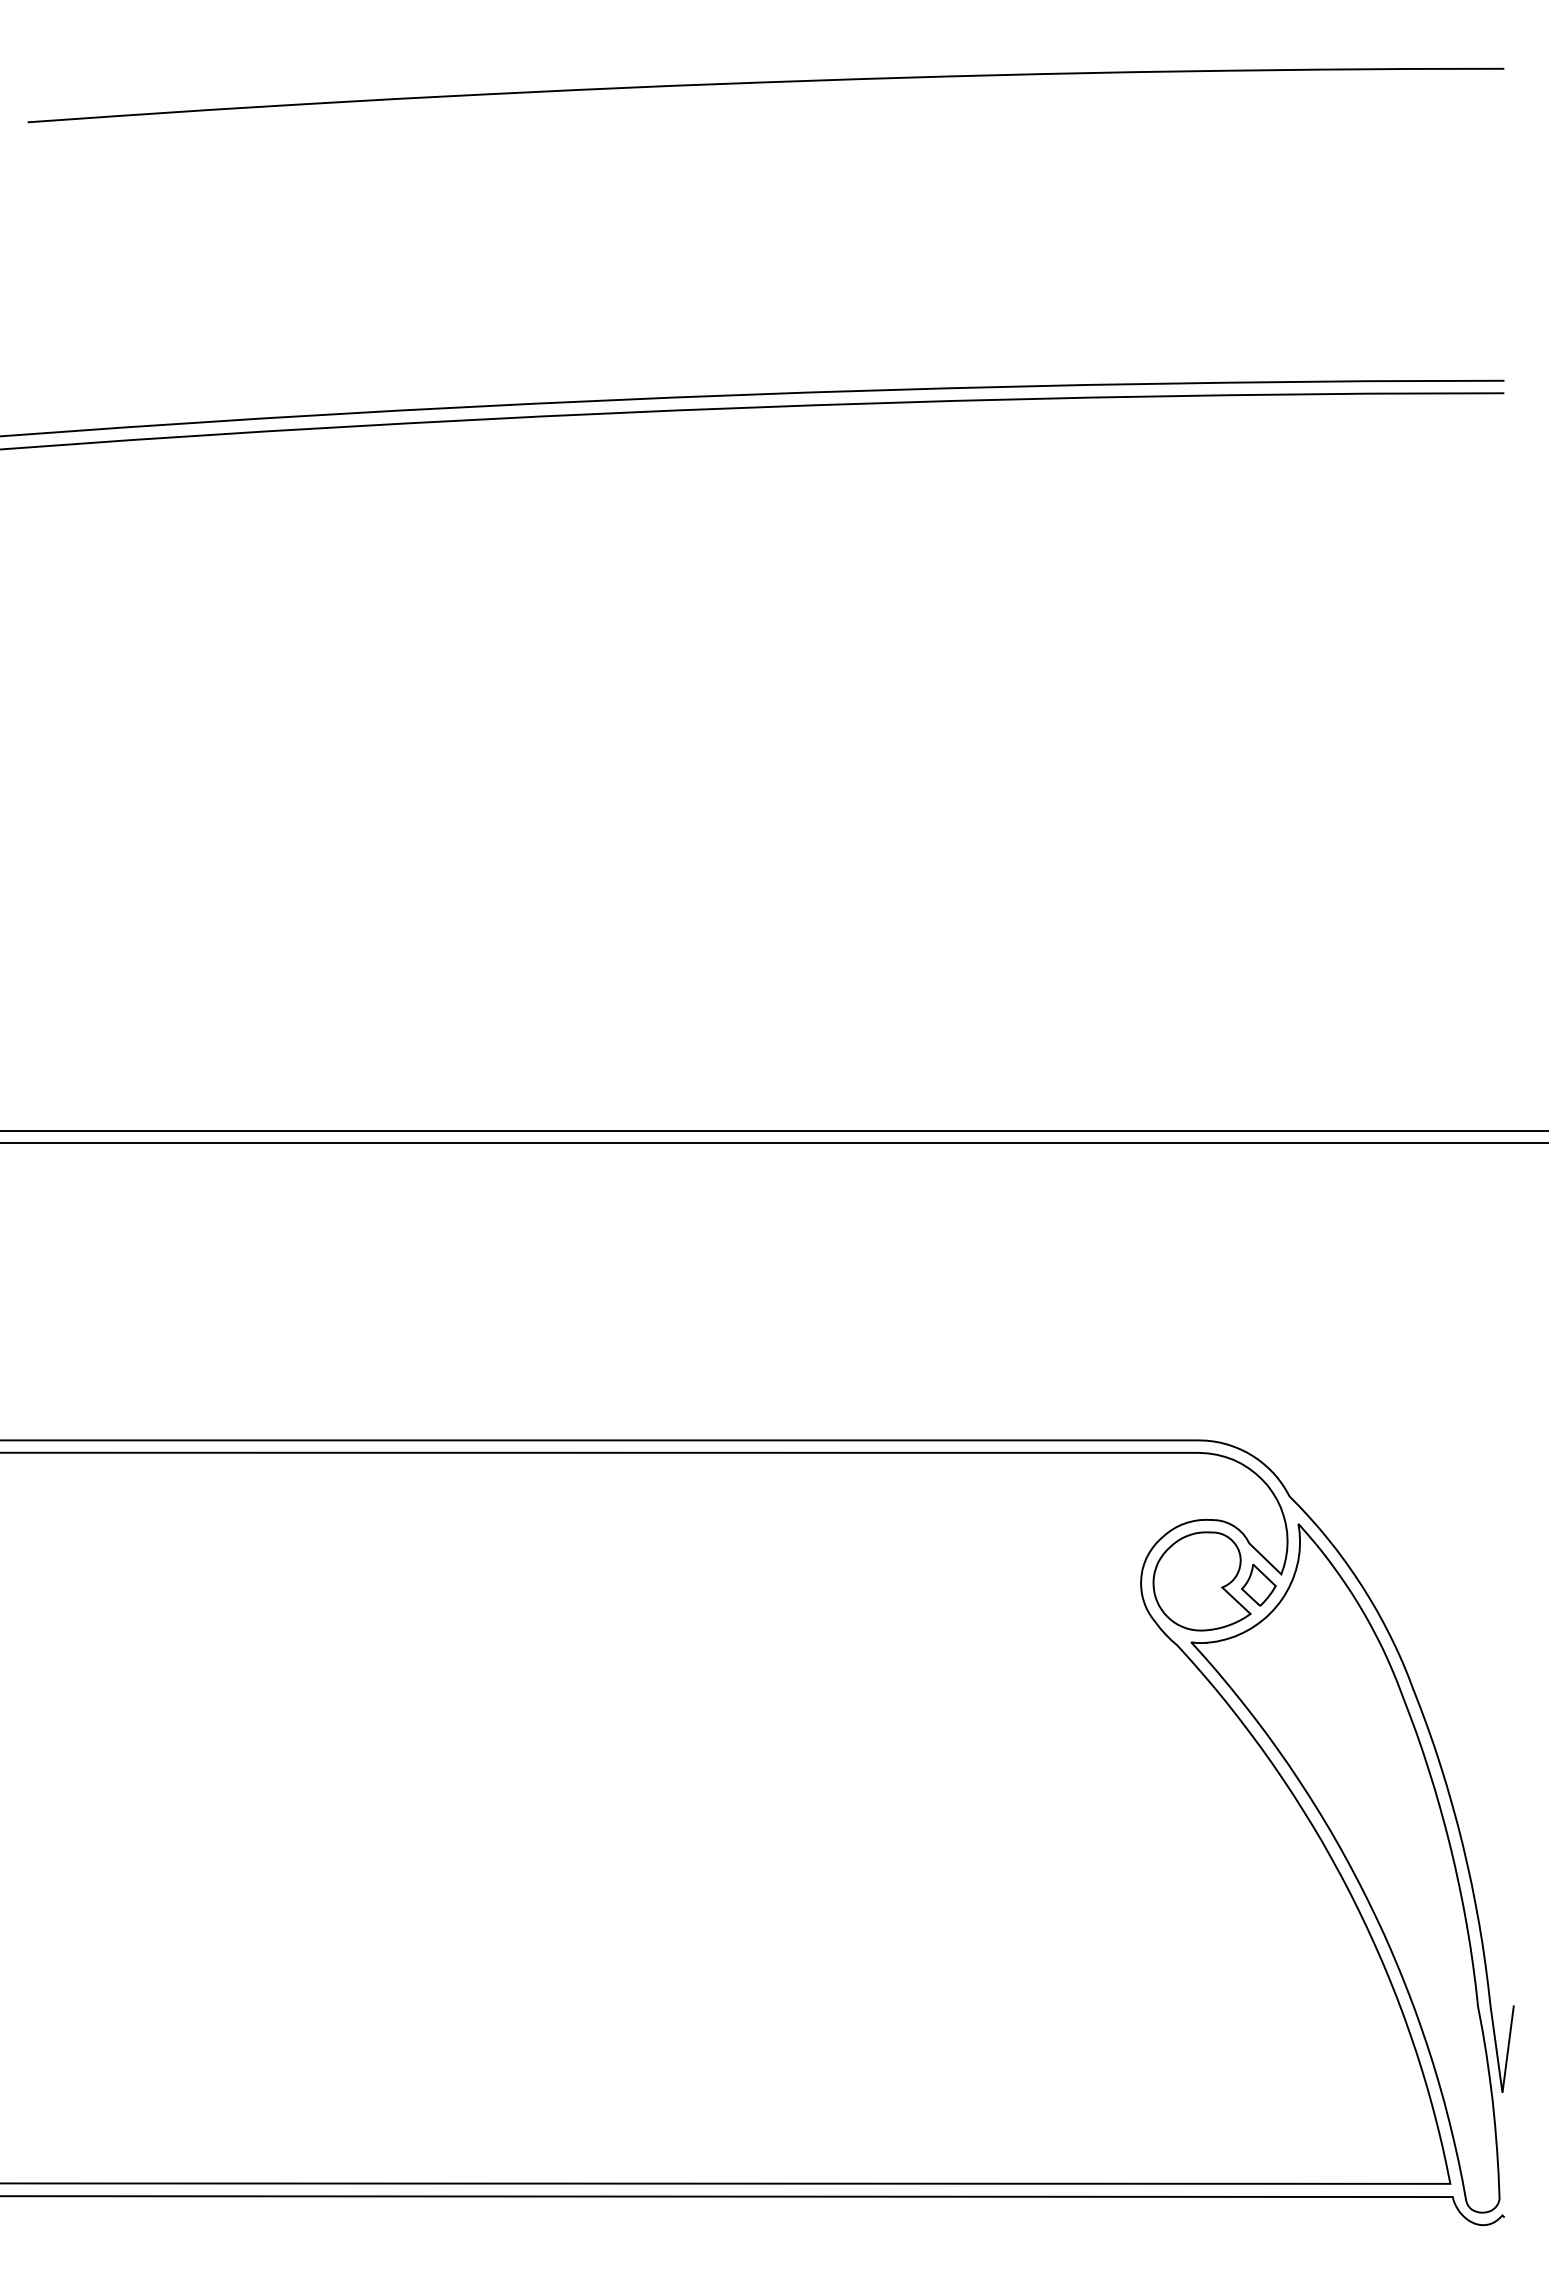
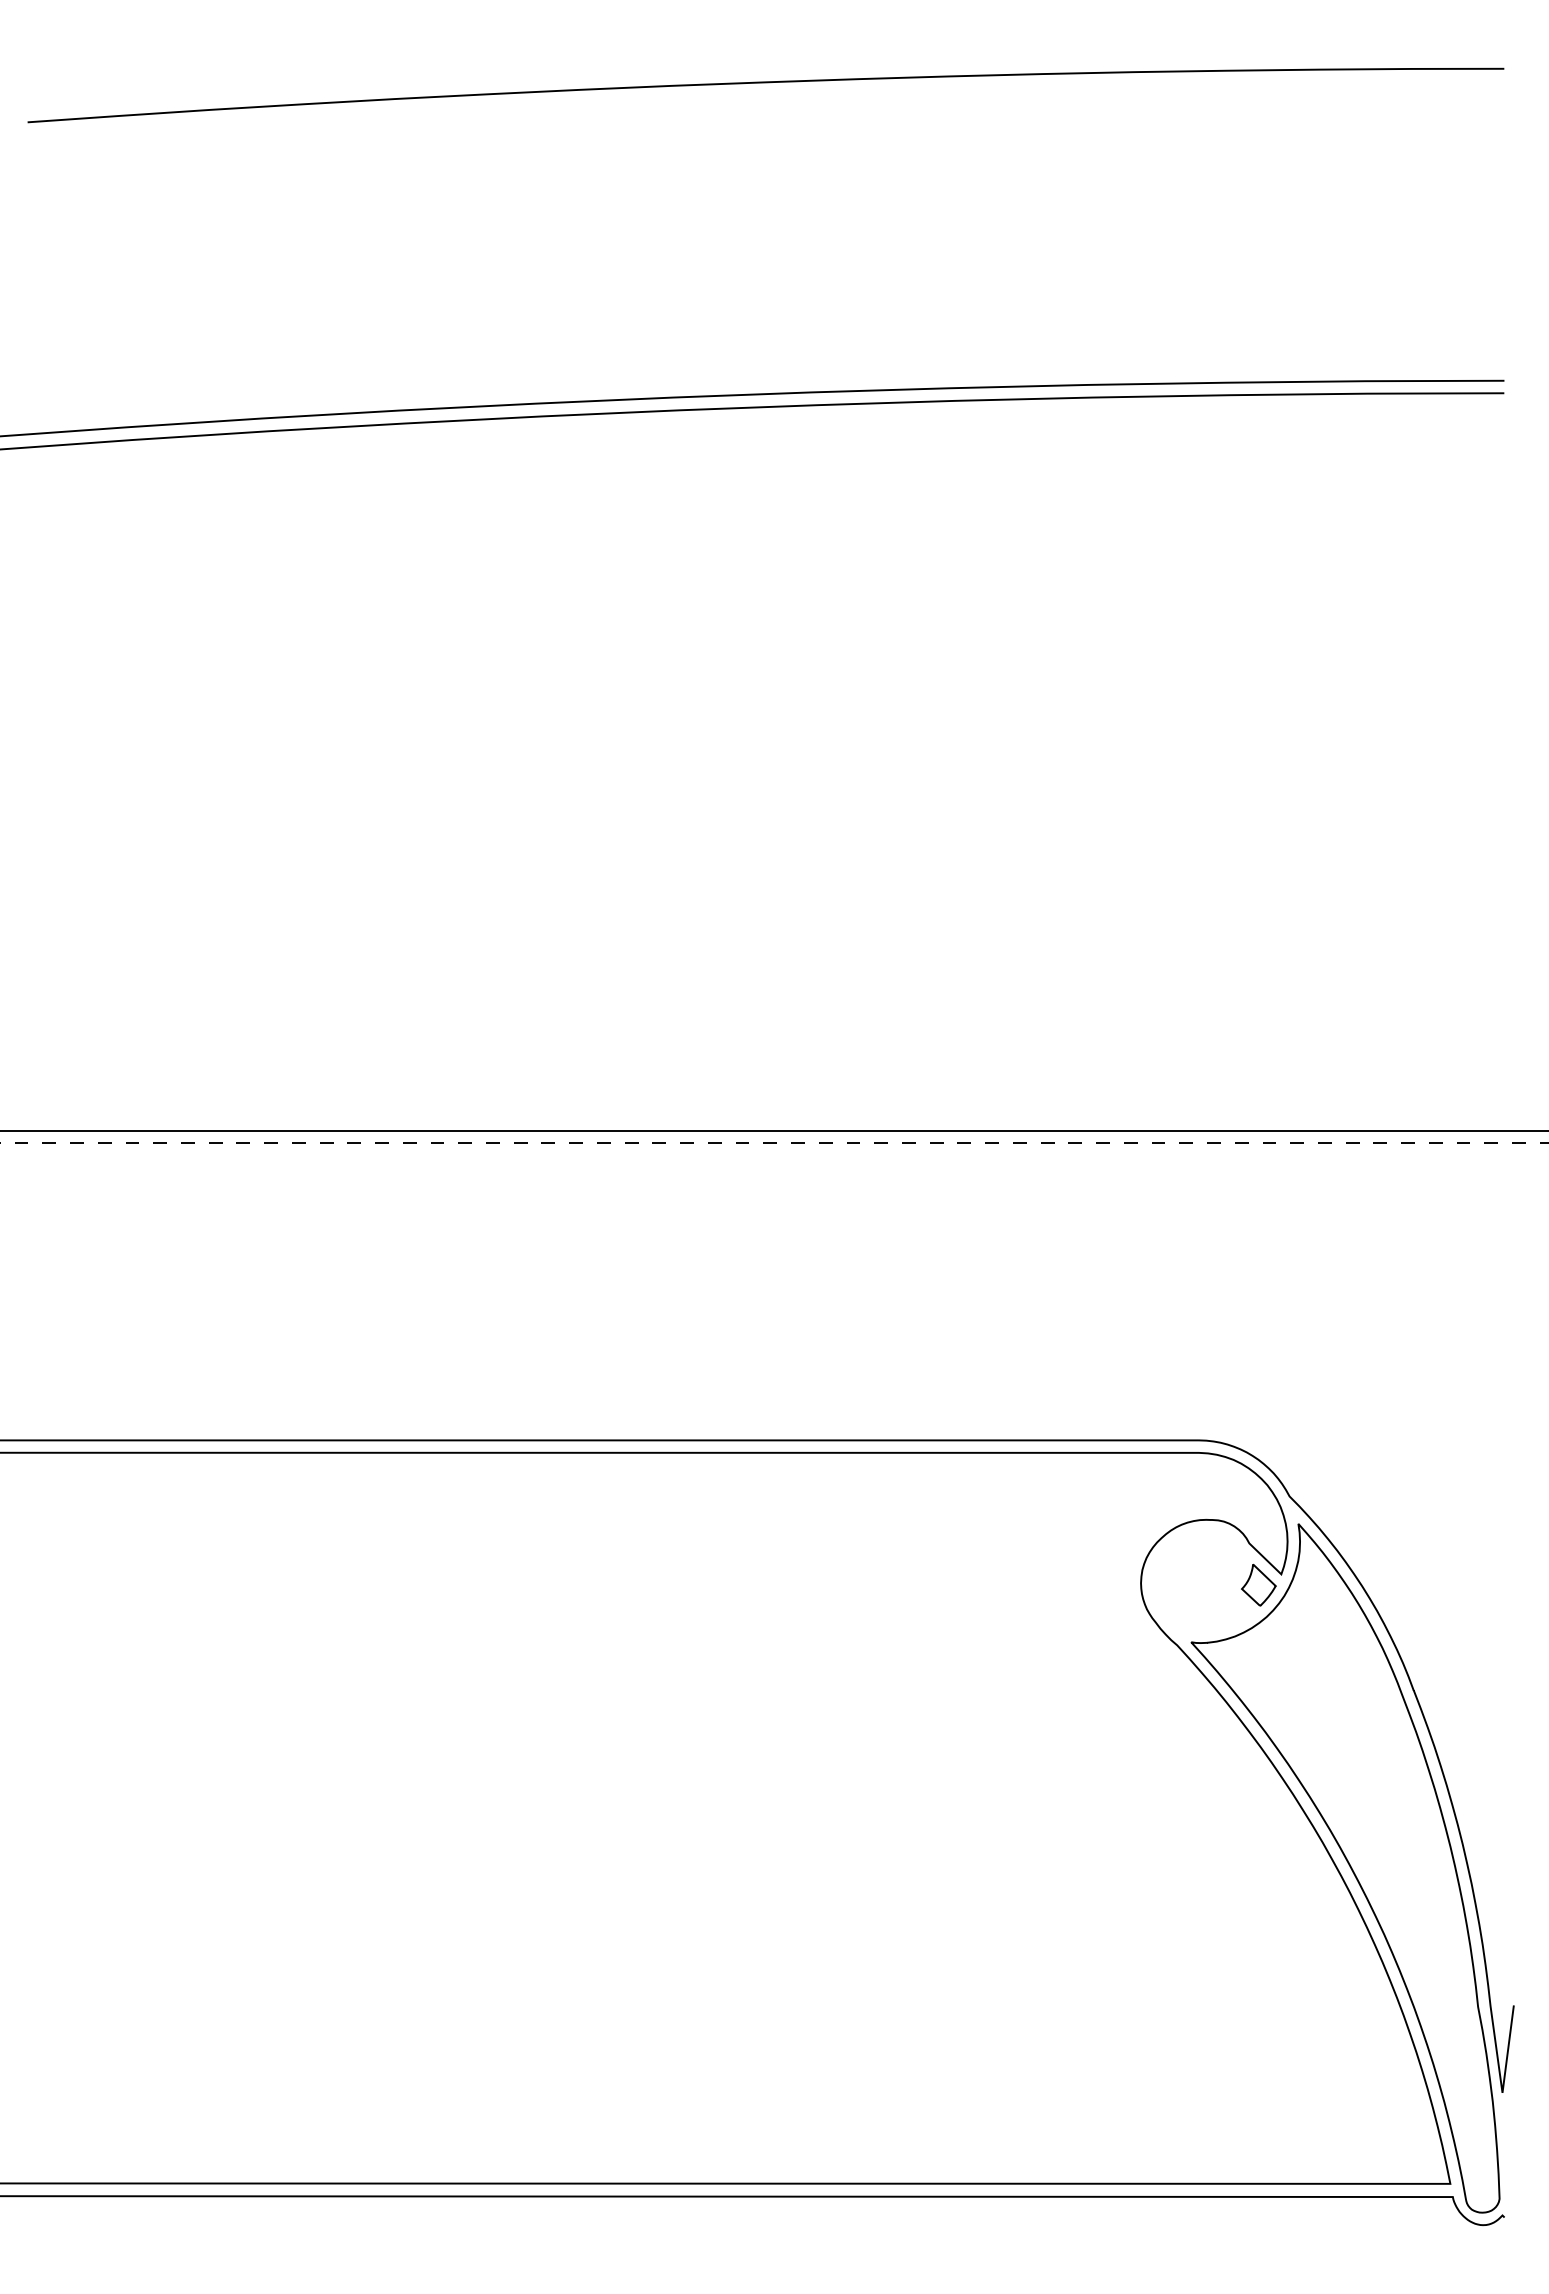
line: solid -> dashed (774, 1143)
part: present -> none (1201, 1581)
